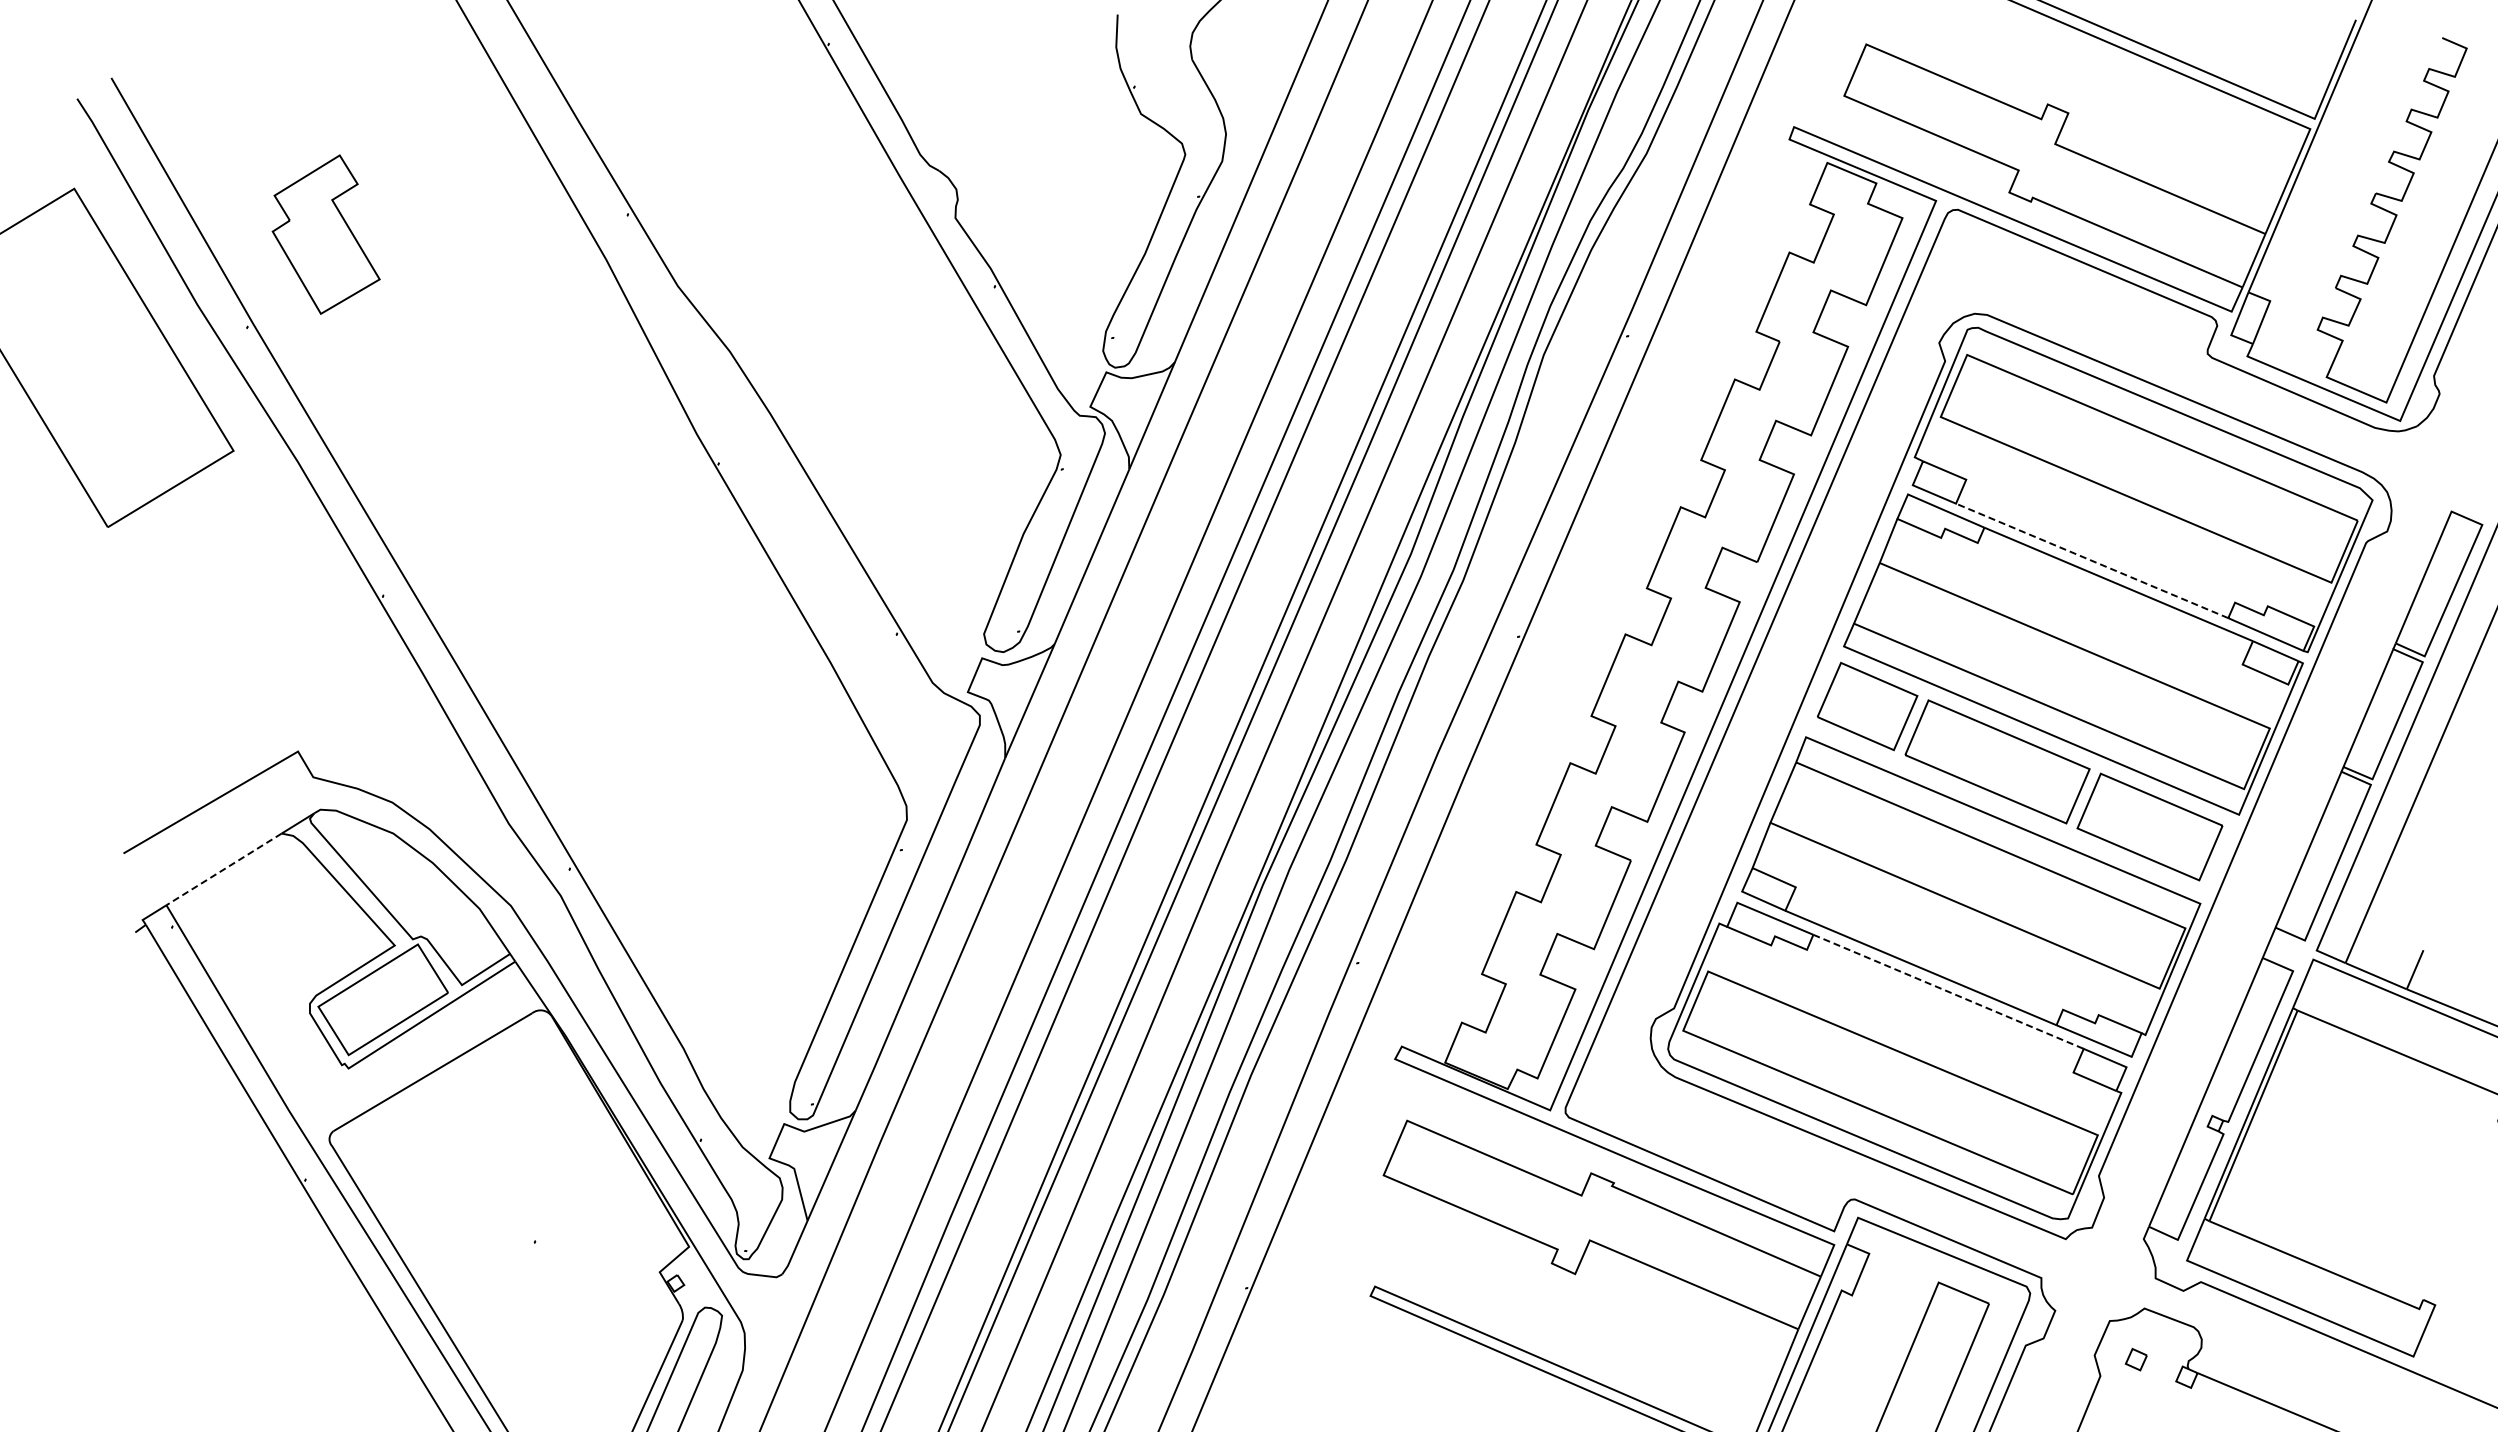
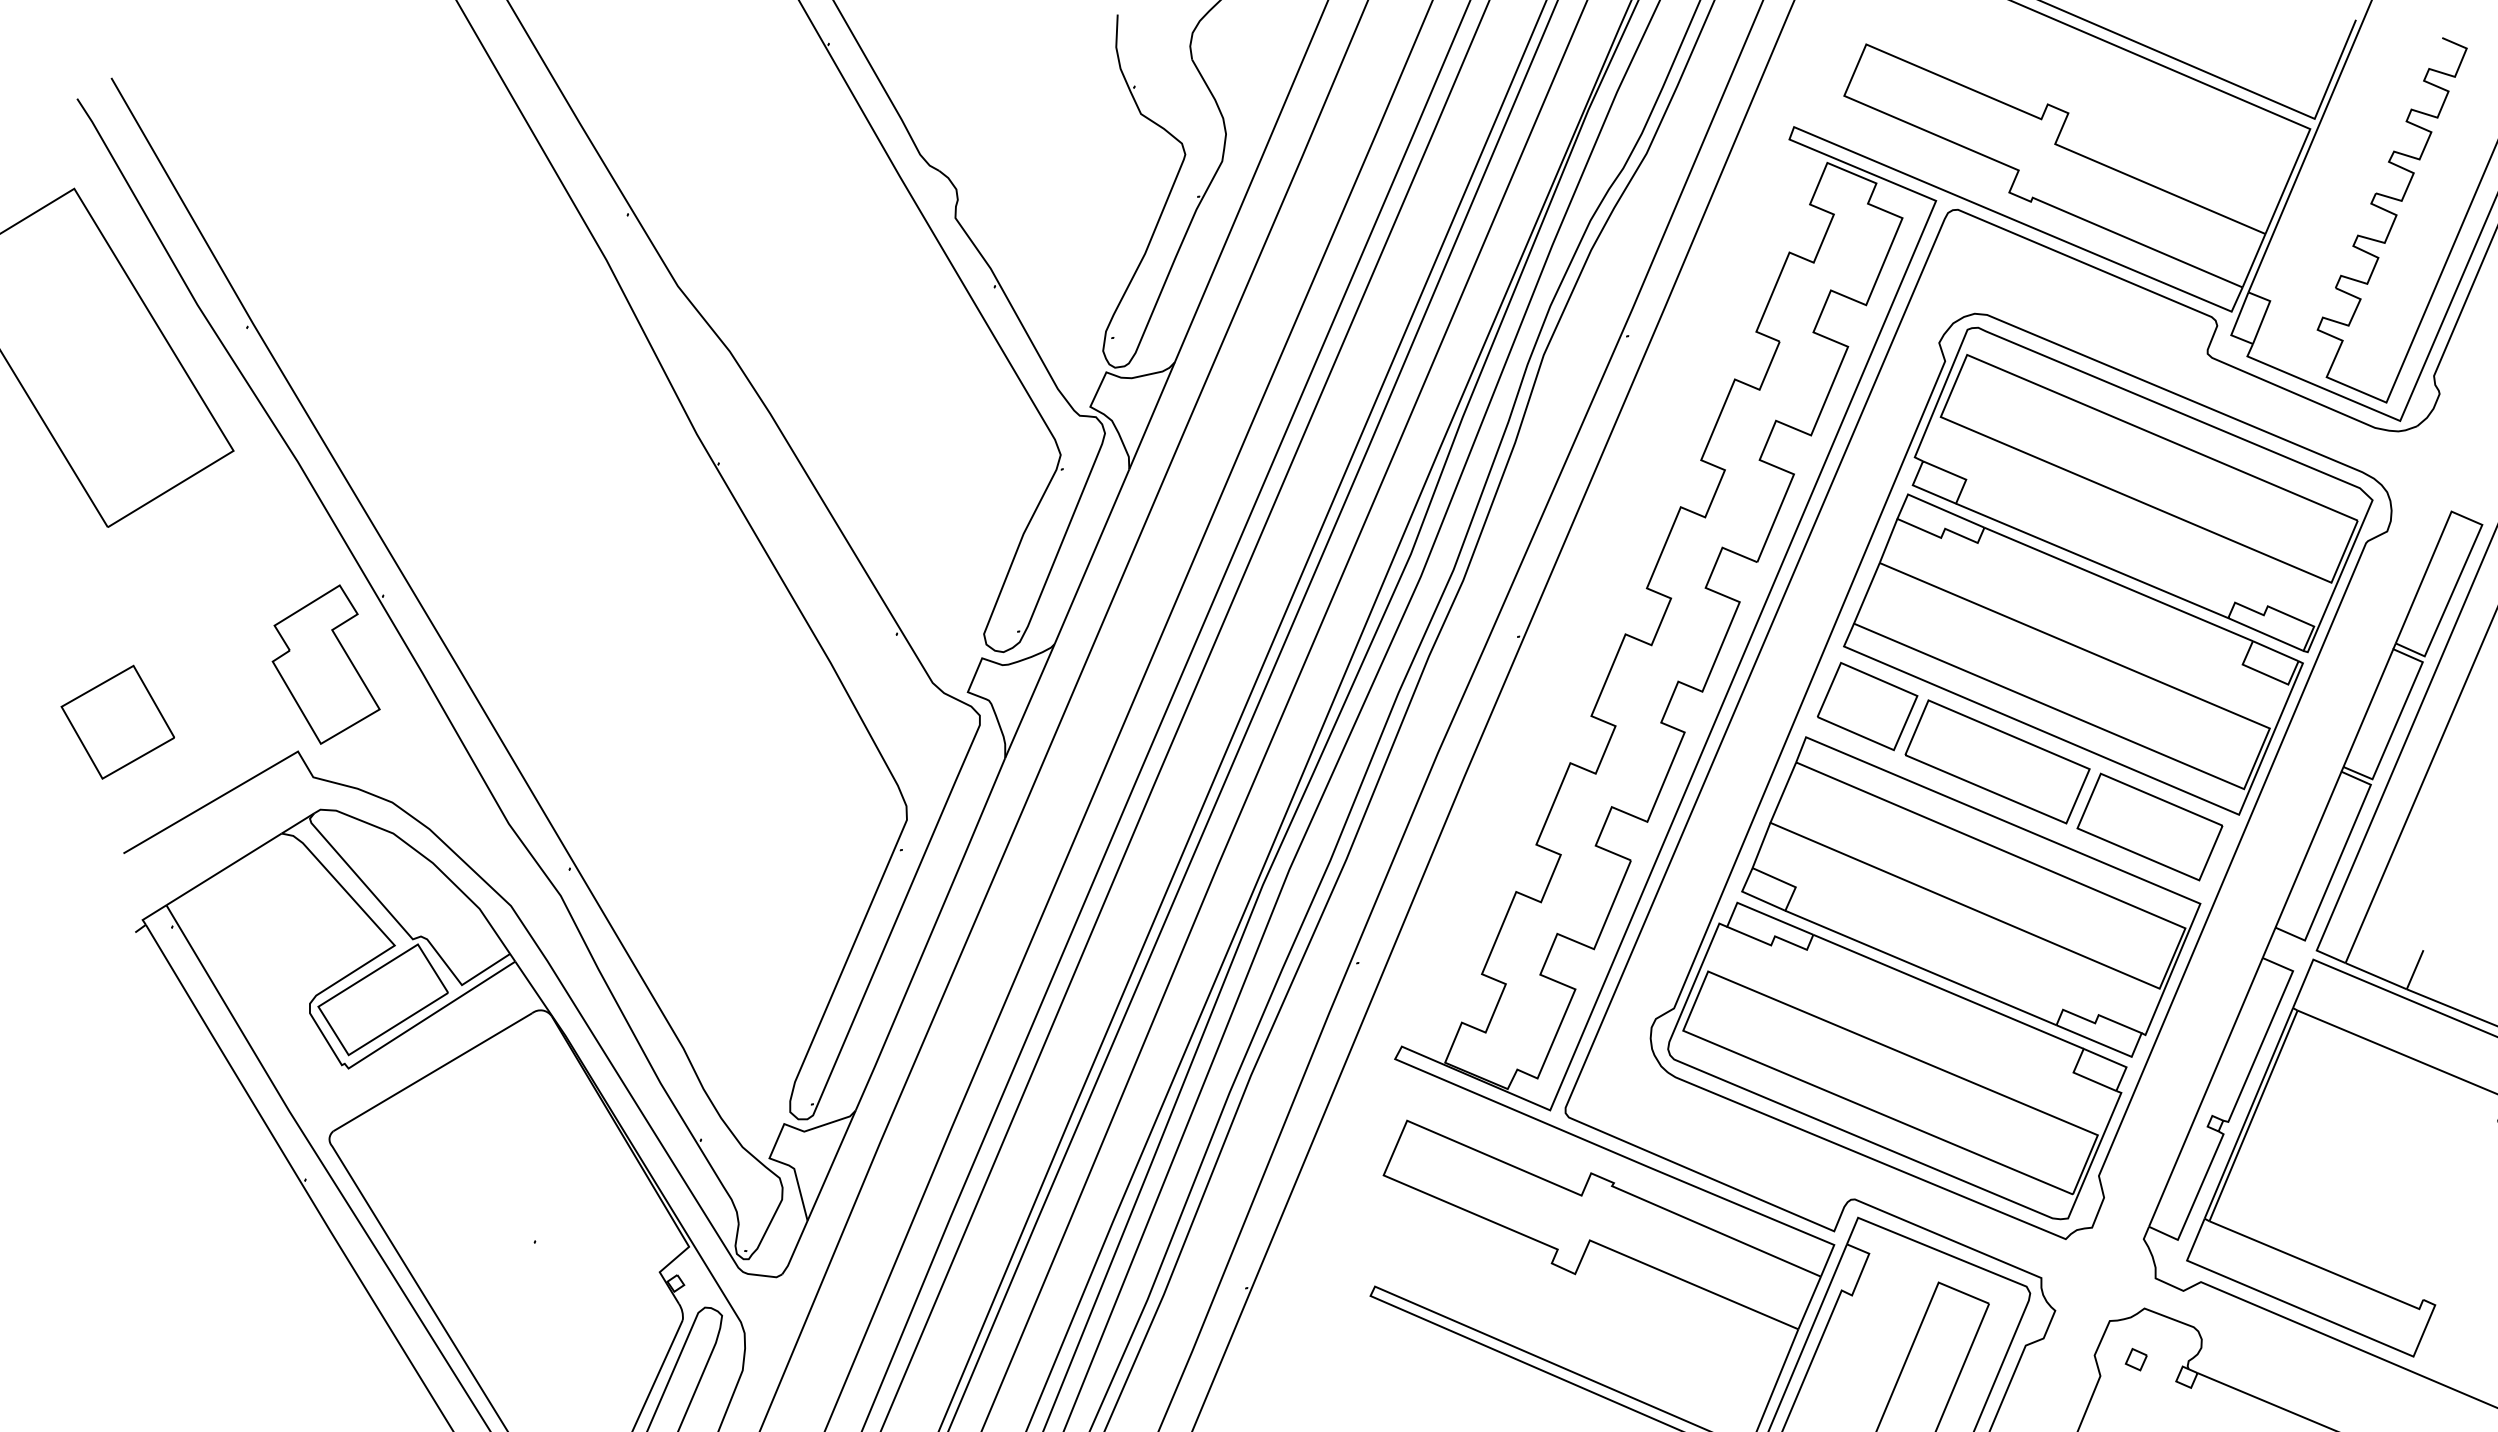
part position: (325, 234) -> (325, 664) (325, 664)
line: dashed -> solid (2092, 560)
part: none -> present (117, 721)
line: dashed -> solid (224, 869)
line: dashed -> solid (1948, 991)
